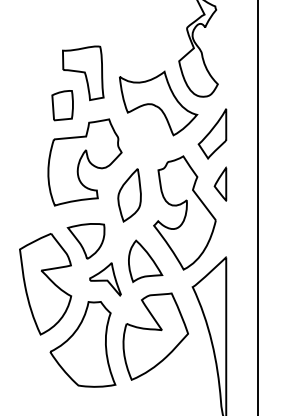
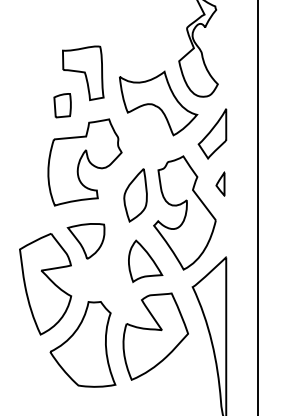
part size: 23x32 px -> 19x26 px (62, 105)
part size: 15x36 px -> 11x26 px (220, 183)
part position: (129, 195) -> (135, 195) (135, 195)
part: present -> none (105, 279)
